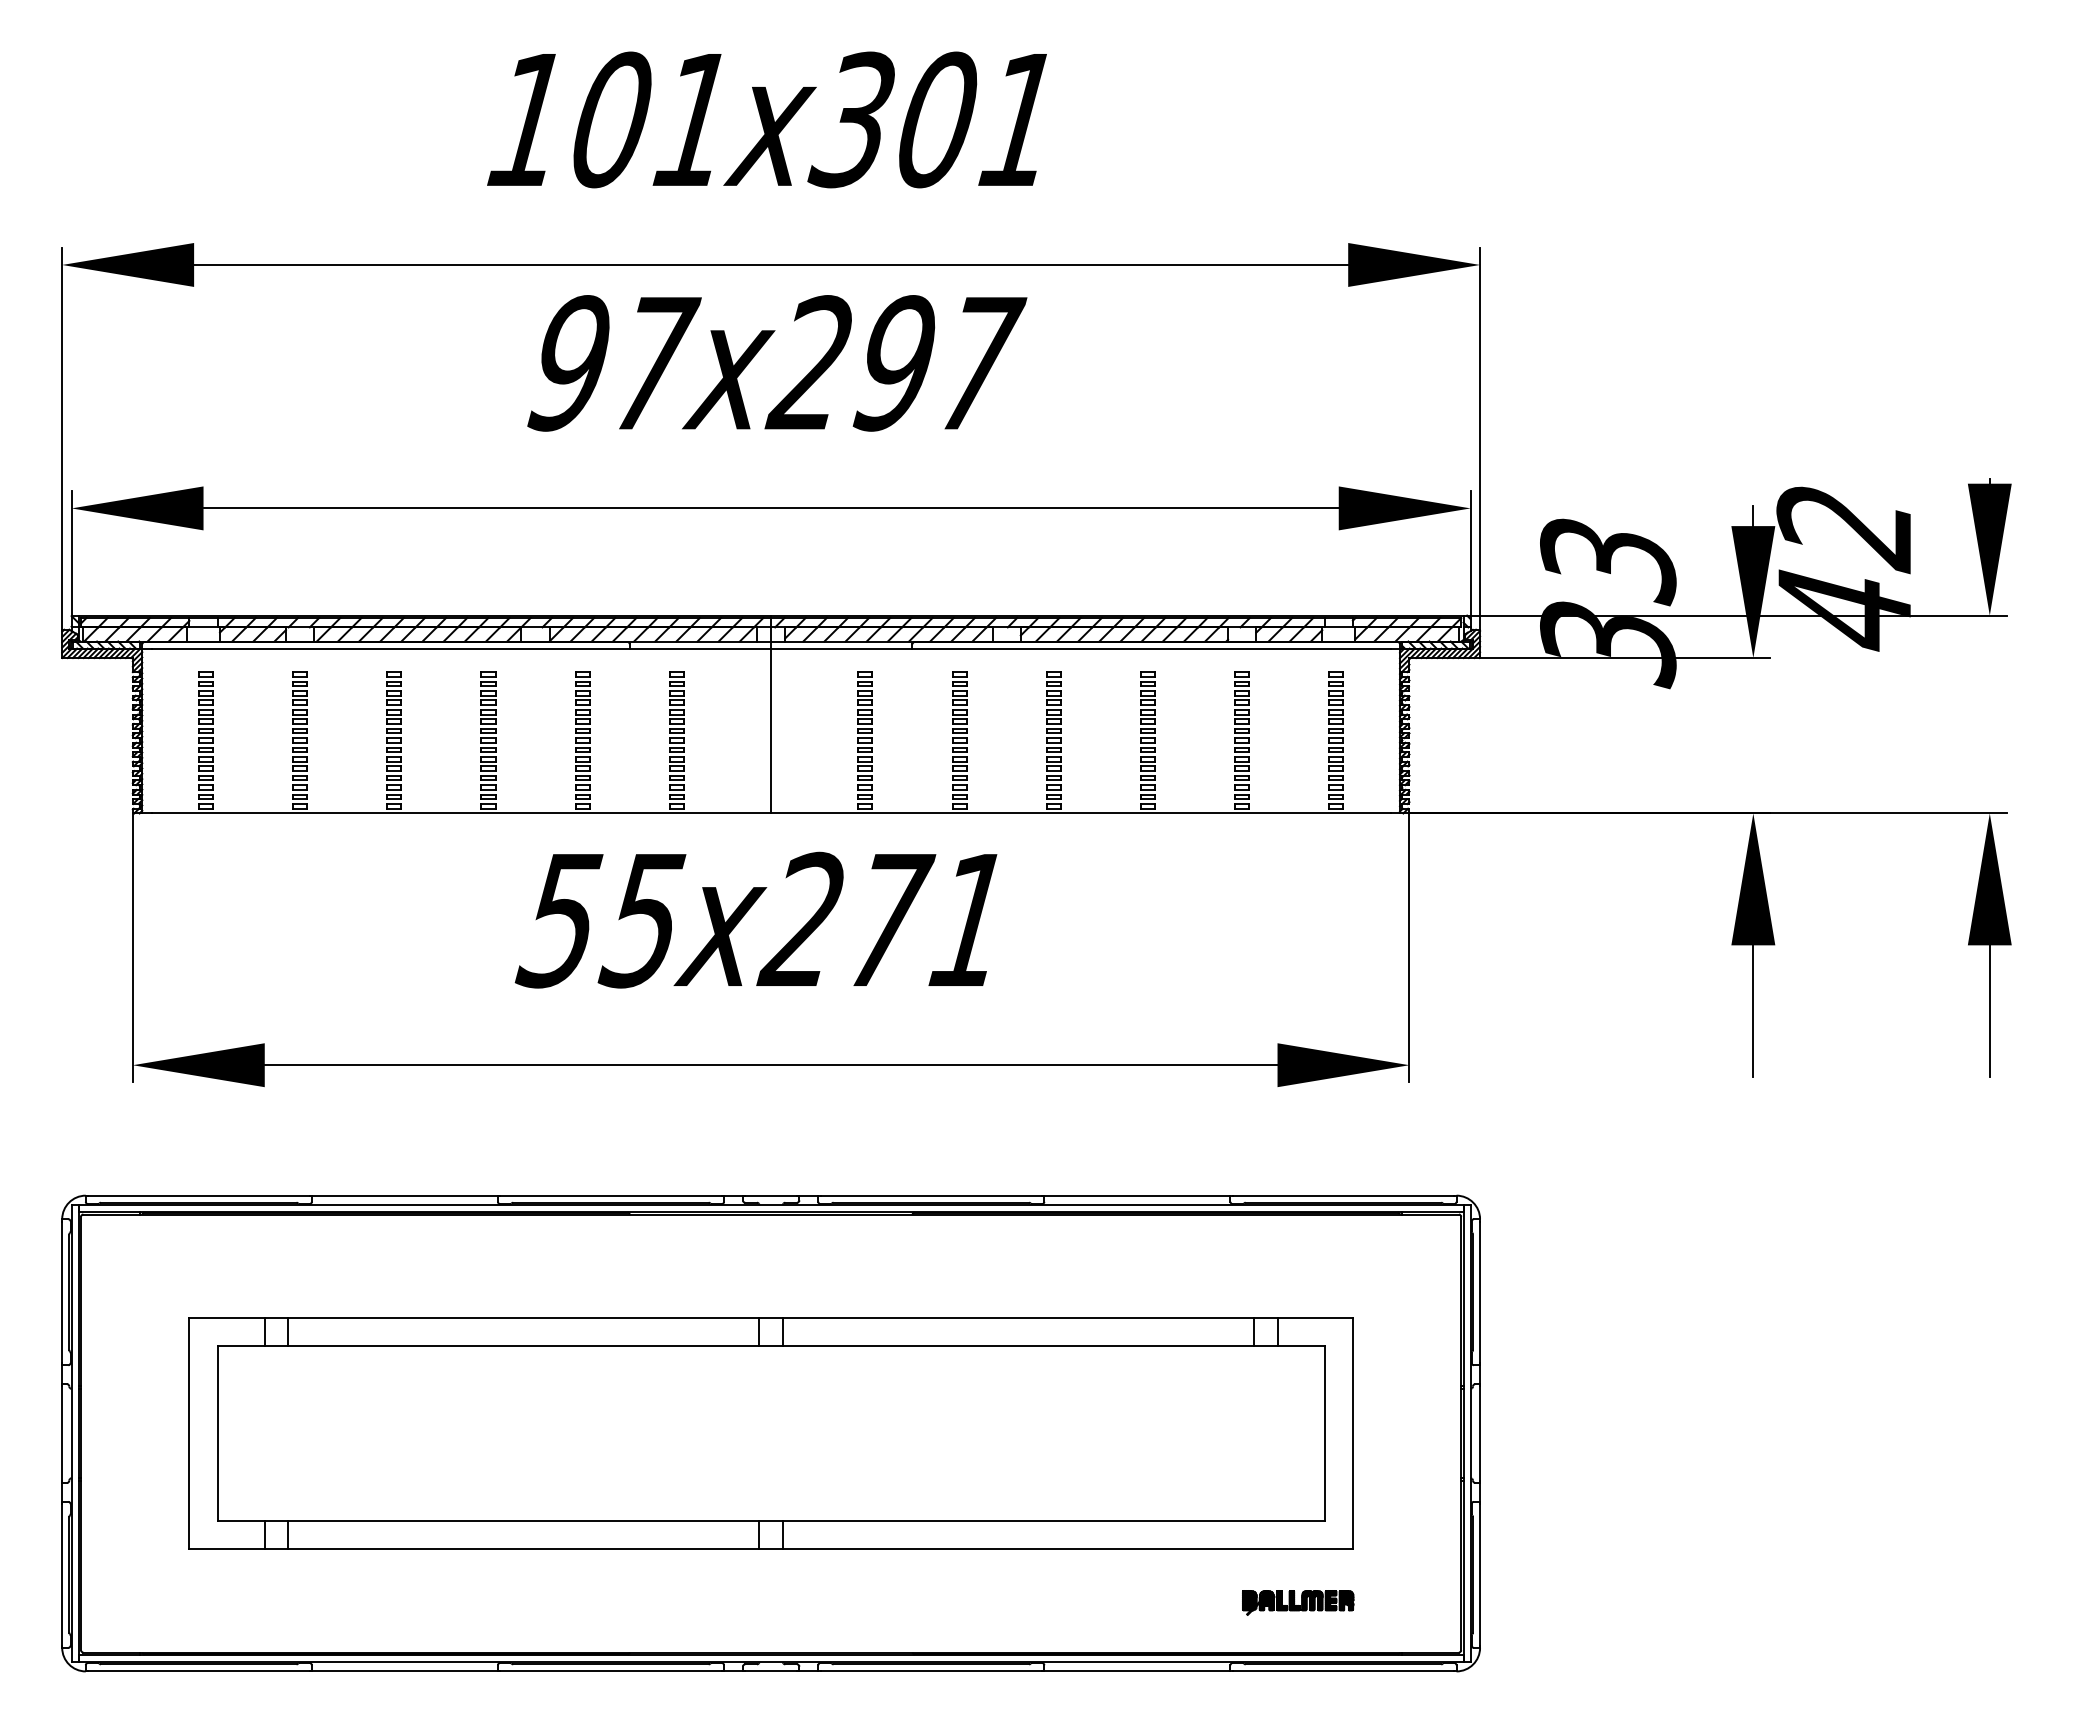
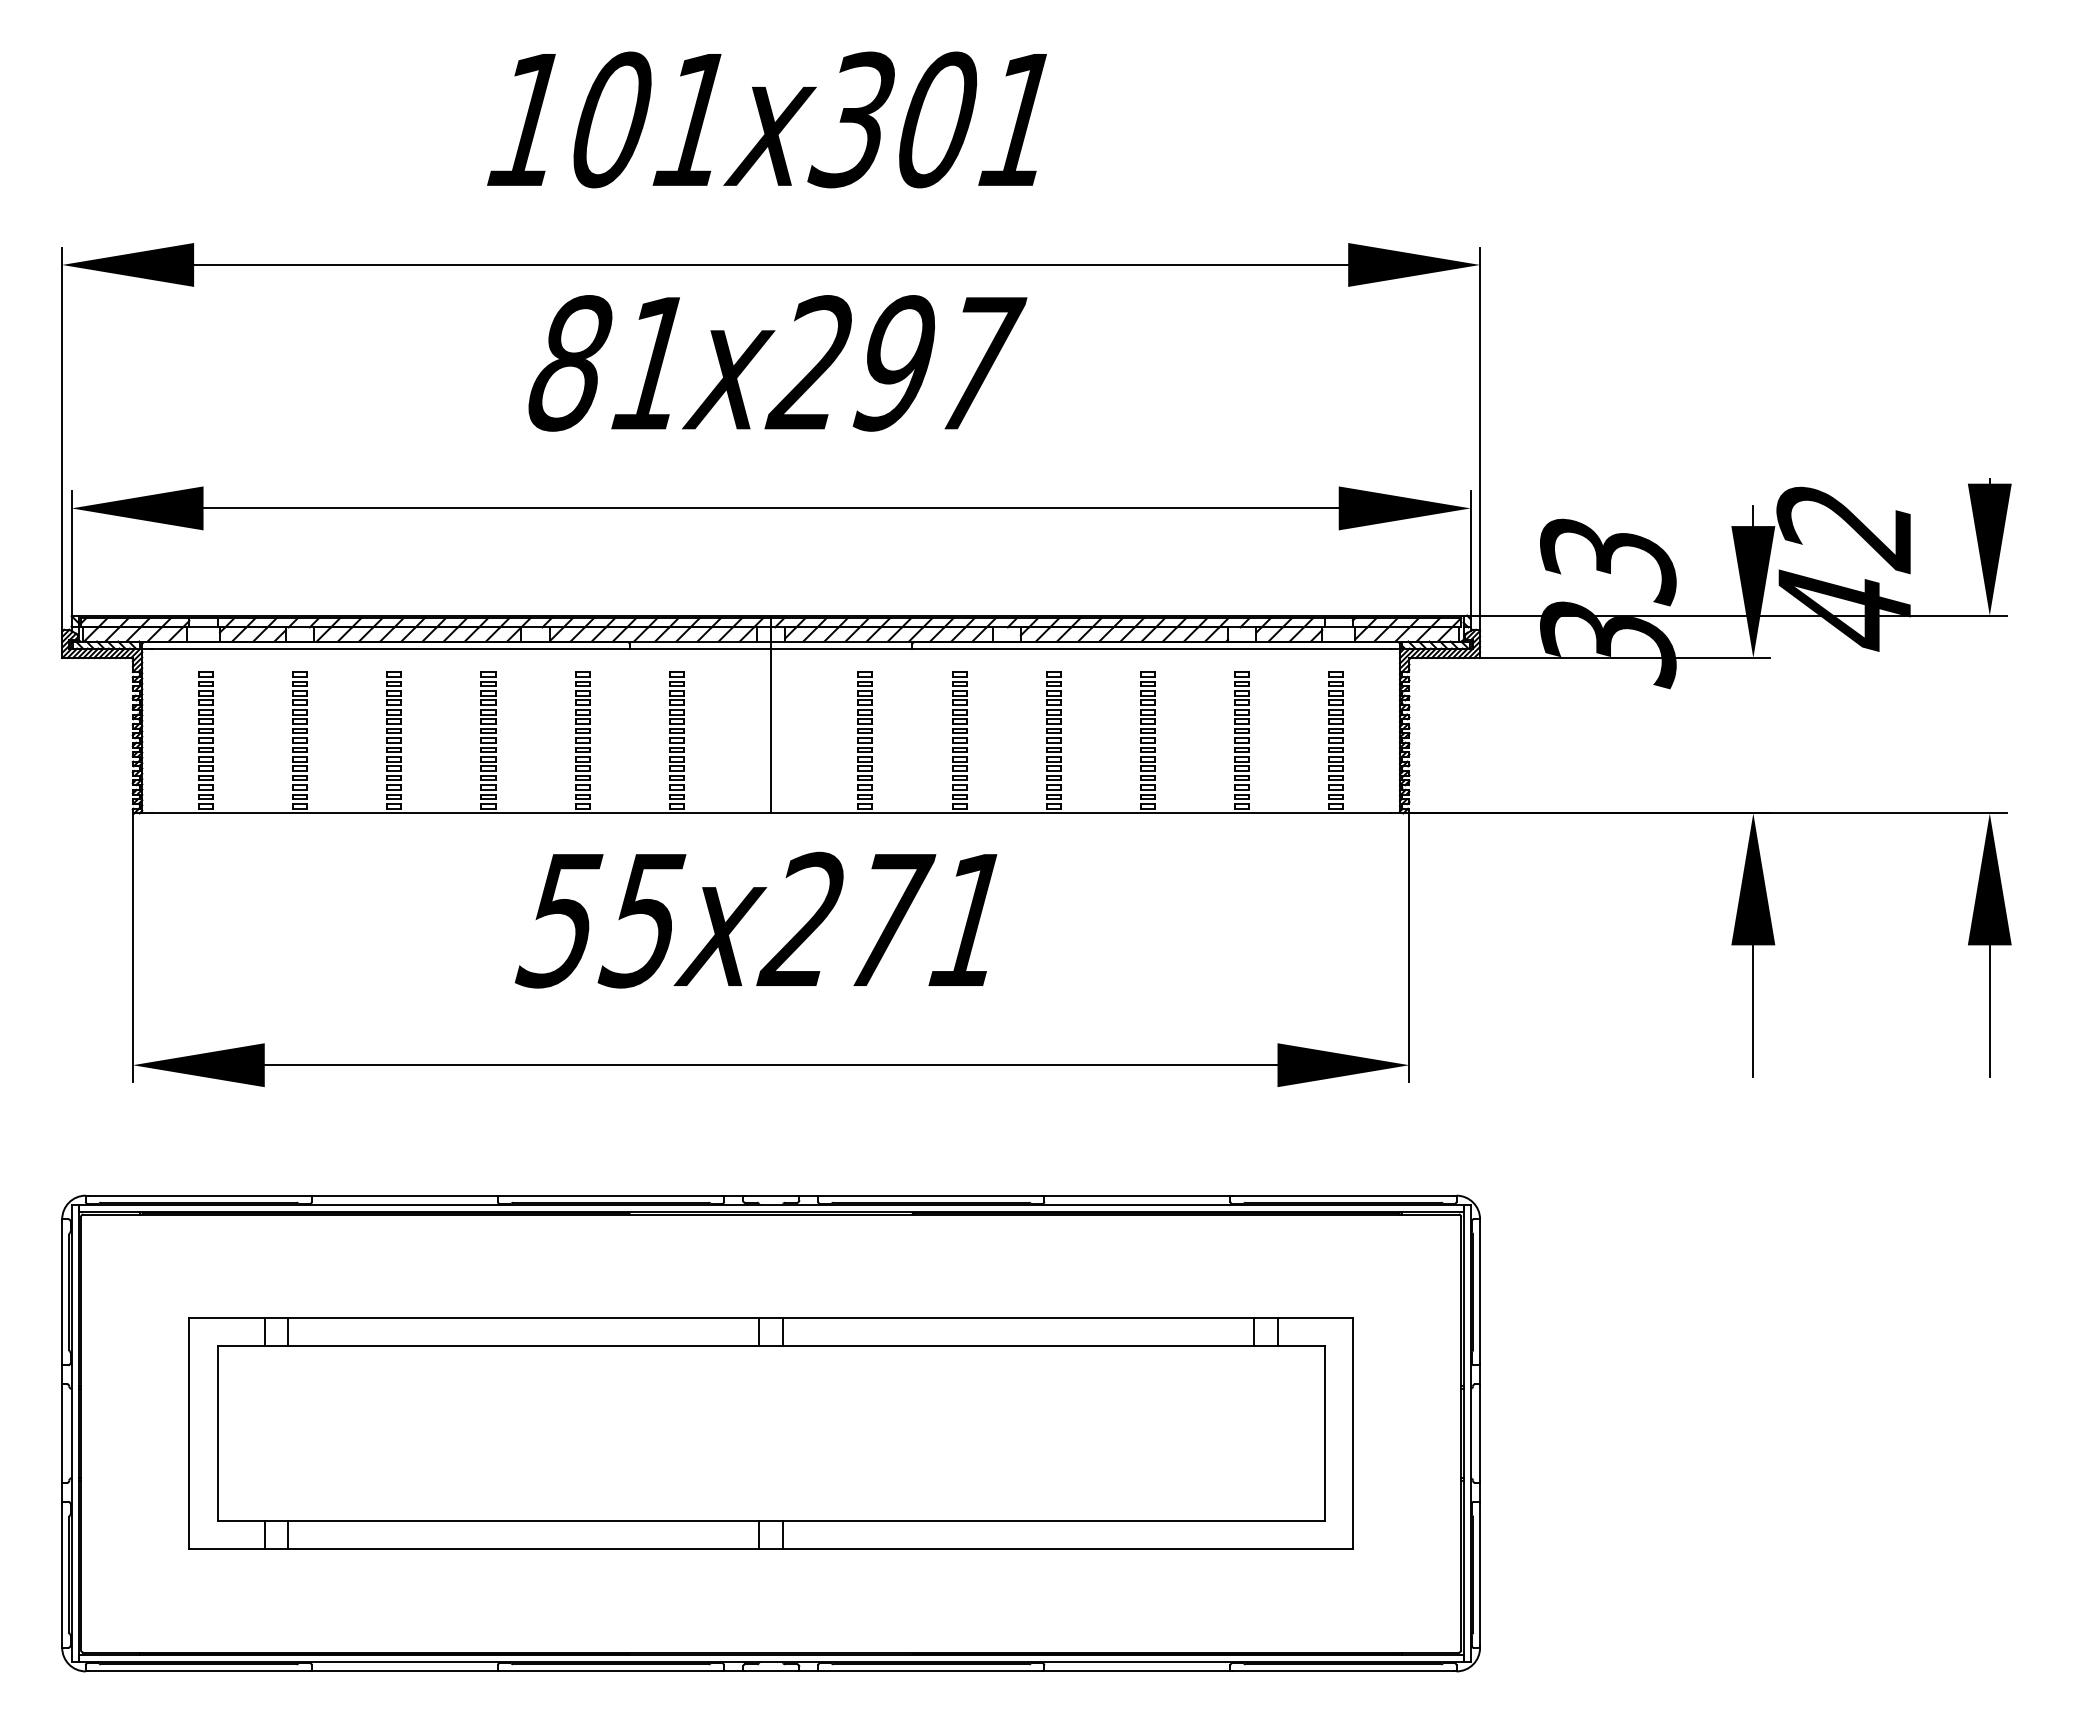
text: 97x297 -> 81x297 (614, 363)
part: present -> none (1298, 1602)
